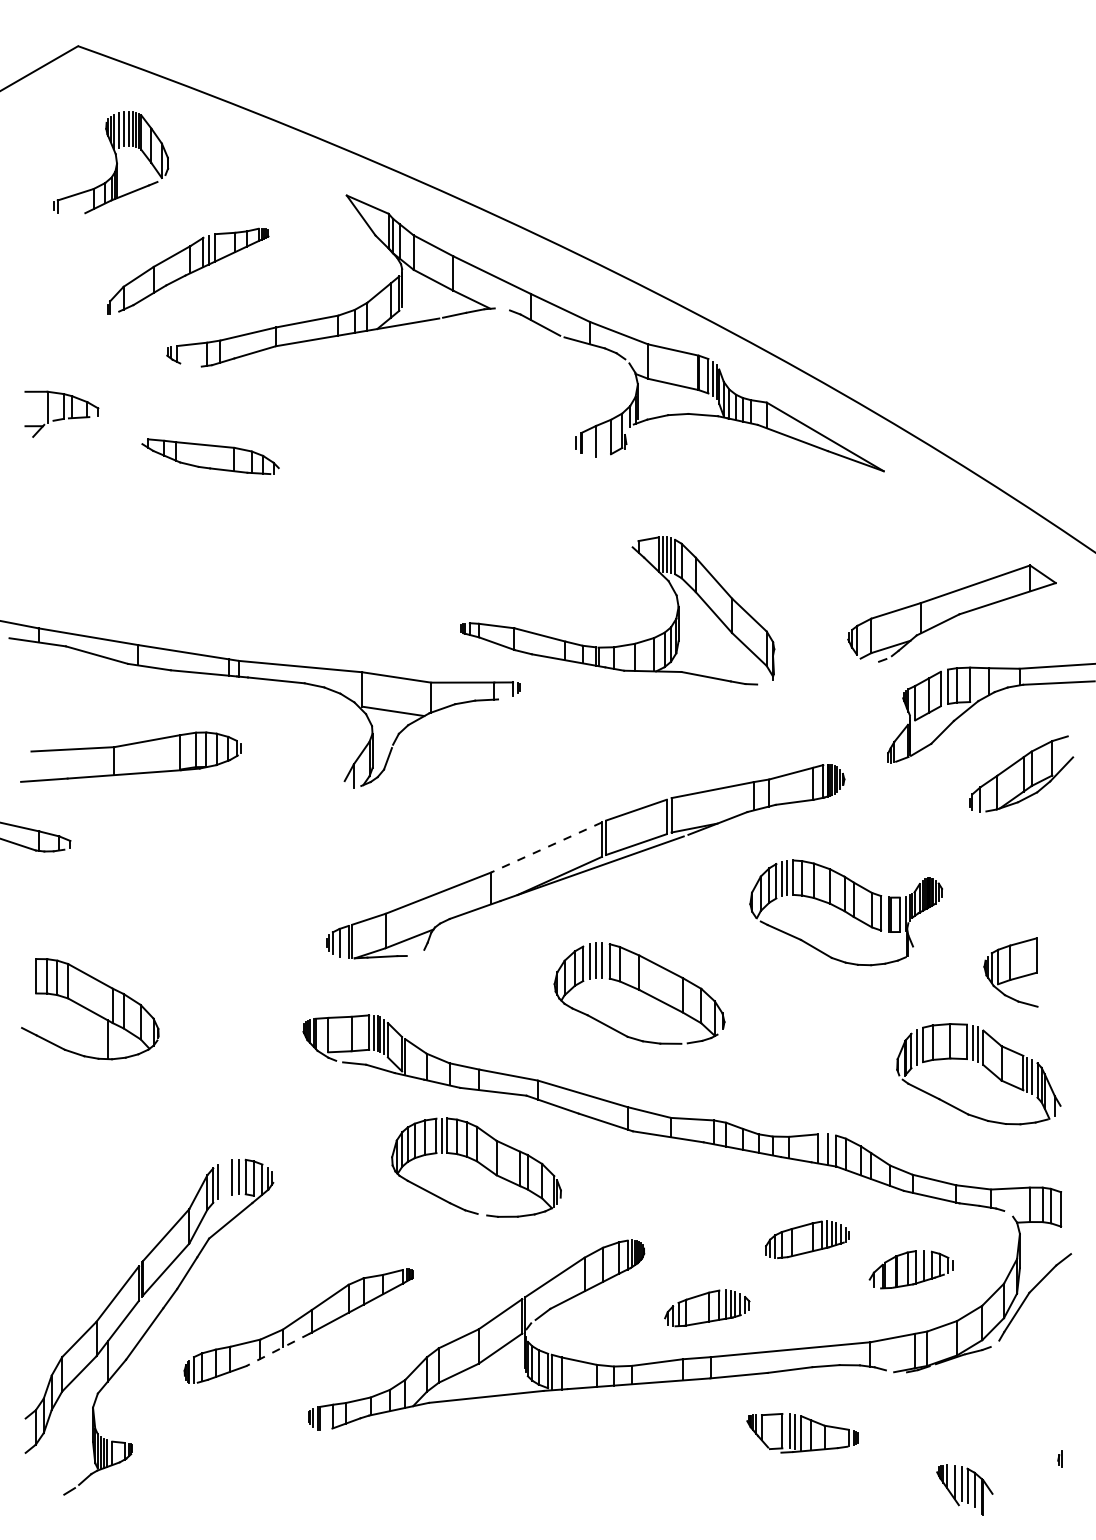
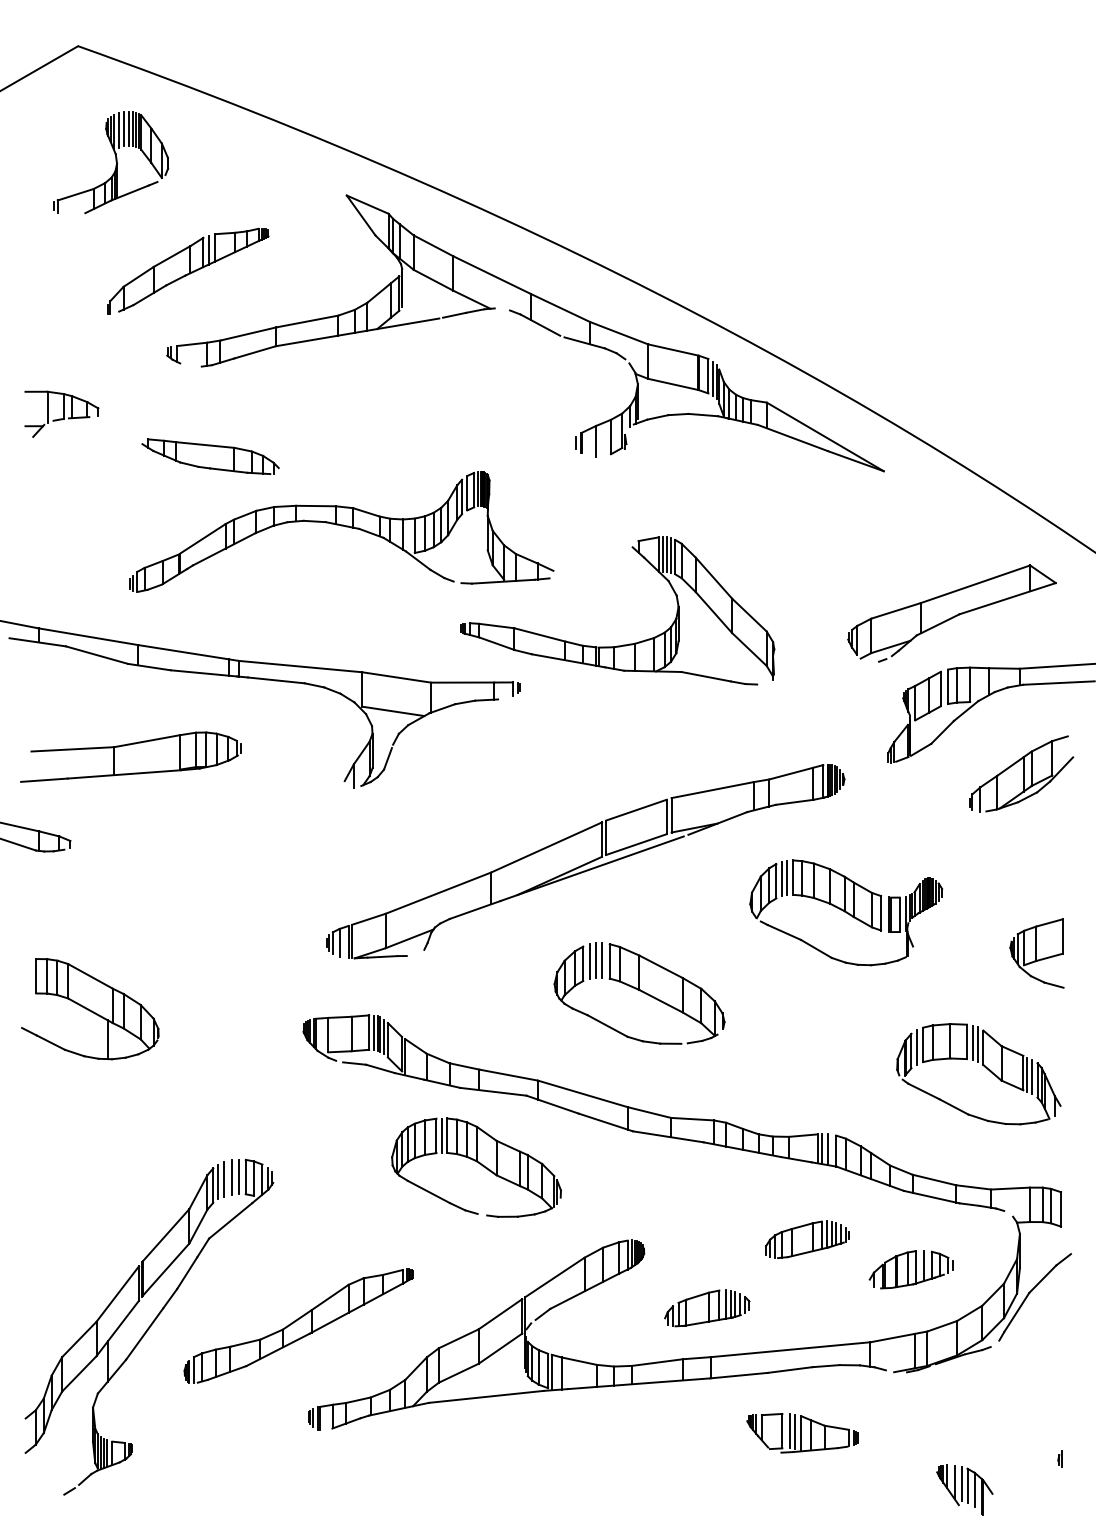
part: none -> present (341, 531)
line: dashed -> solid (546, 847)
part position: (1010, 972) -> (1036, 953) (1036, 953)
line: none -> present (822, 1149)
line: none -> present (224, 1179)
line: dashed -> solid (278, 1349)
